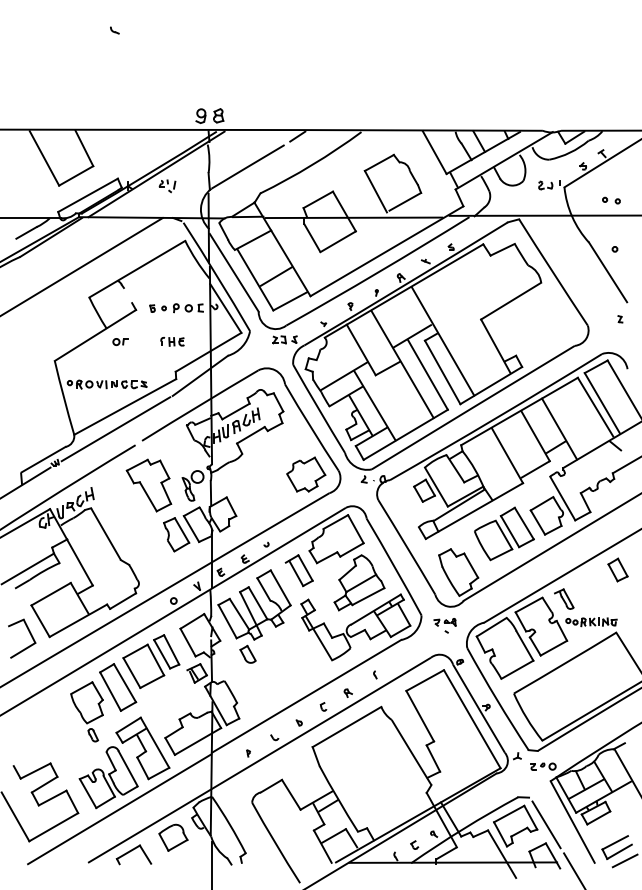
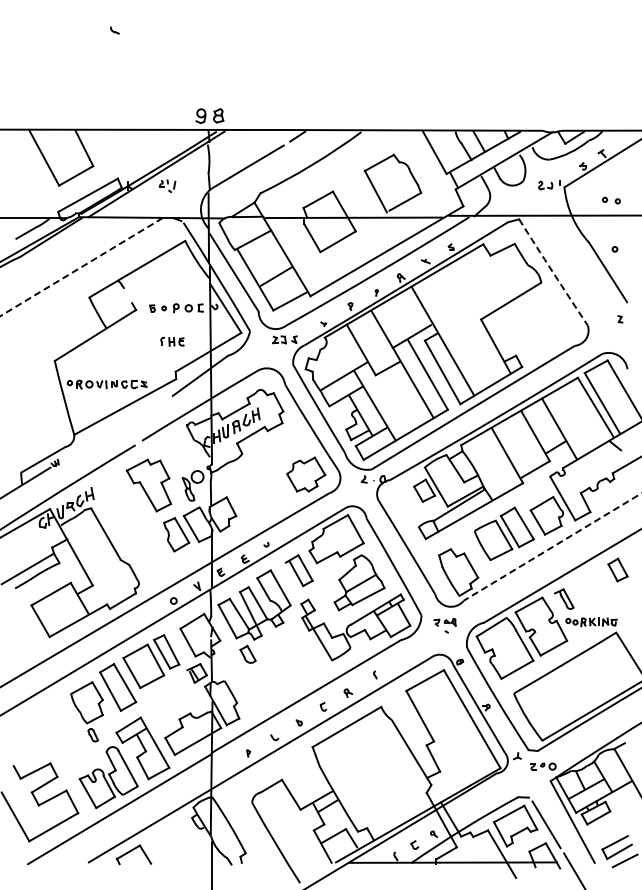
line: solid -> dashed (81, 267)
arc: solid -> dashed (553, 272)
part: present -> none (120, 341)
line: present -> none (115, 429)
line: solid -> dashed (552, 547)
part: present -> none (30, 635)
part: present -> none (173, 837)
